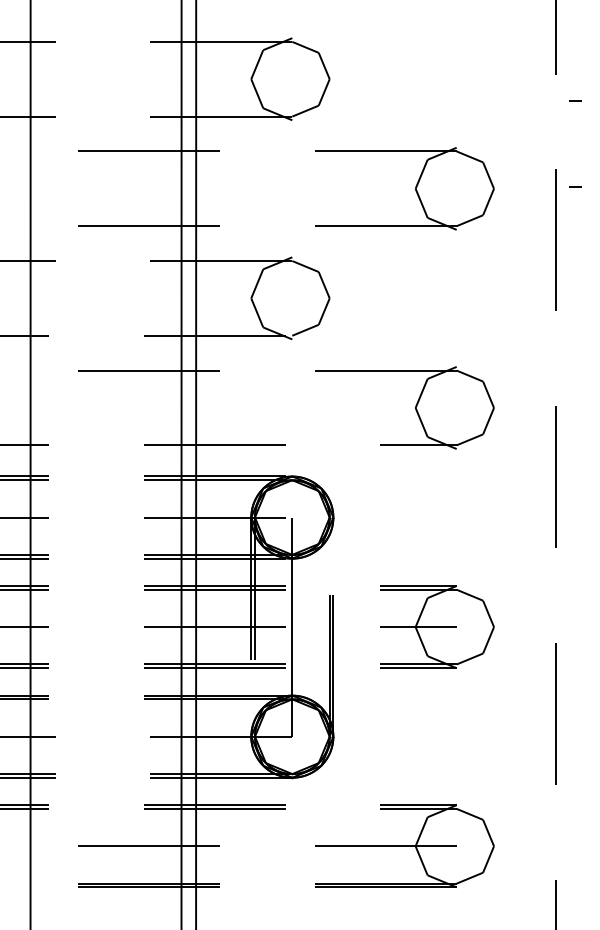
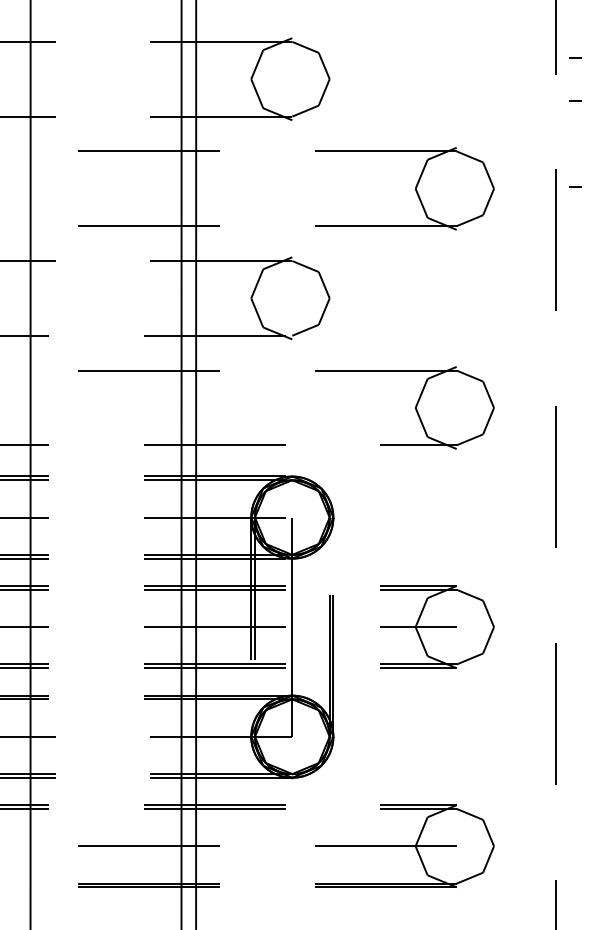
line: none -> present (575, 57)
